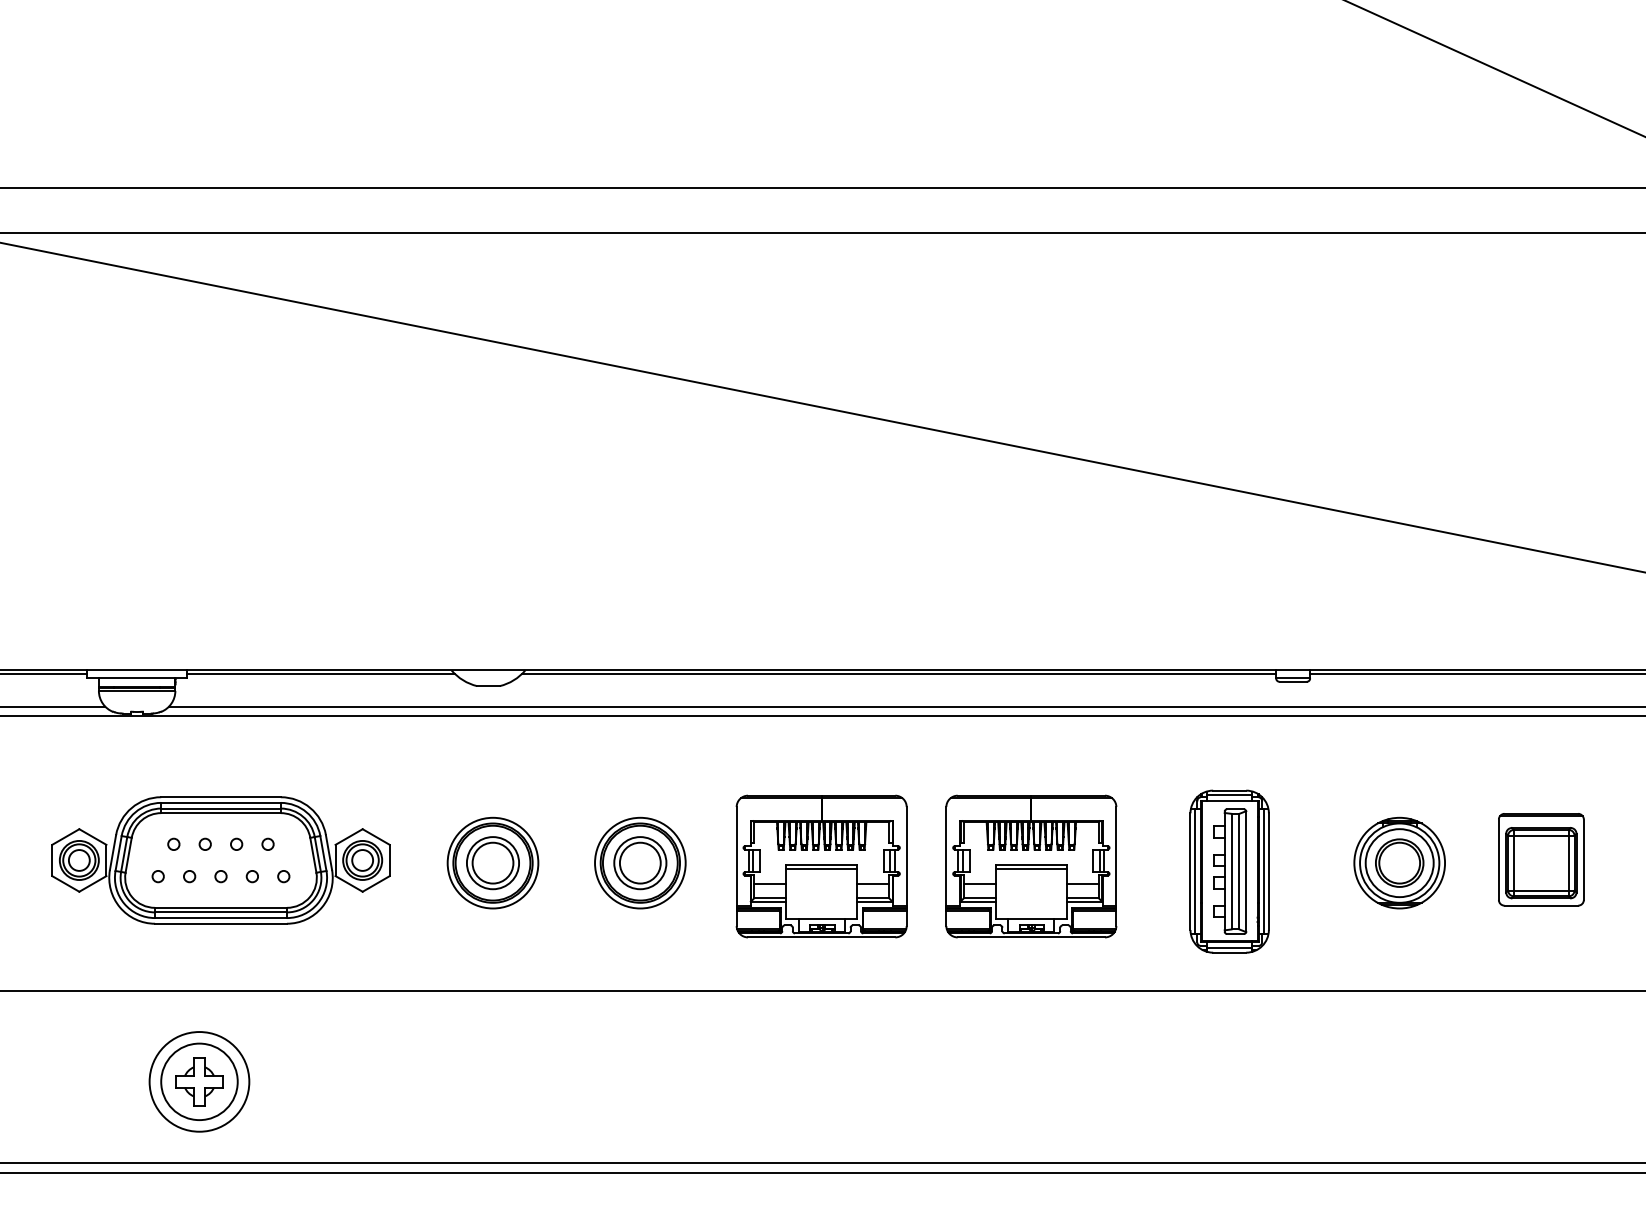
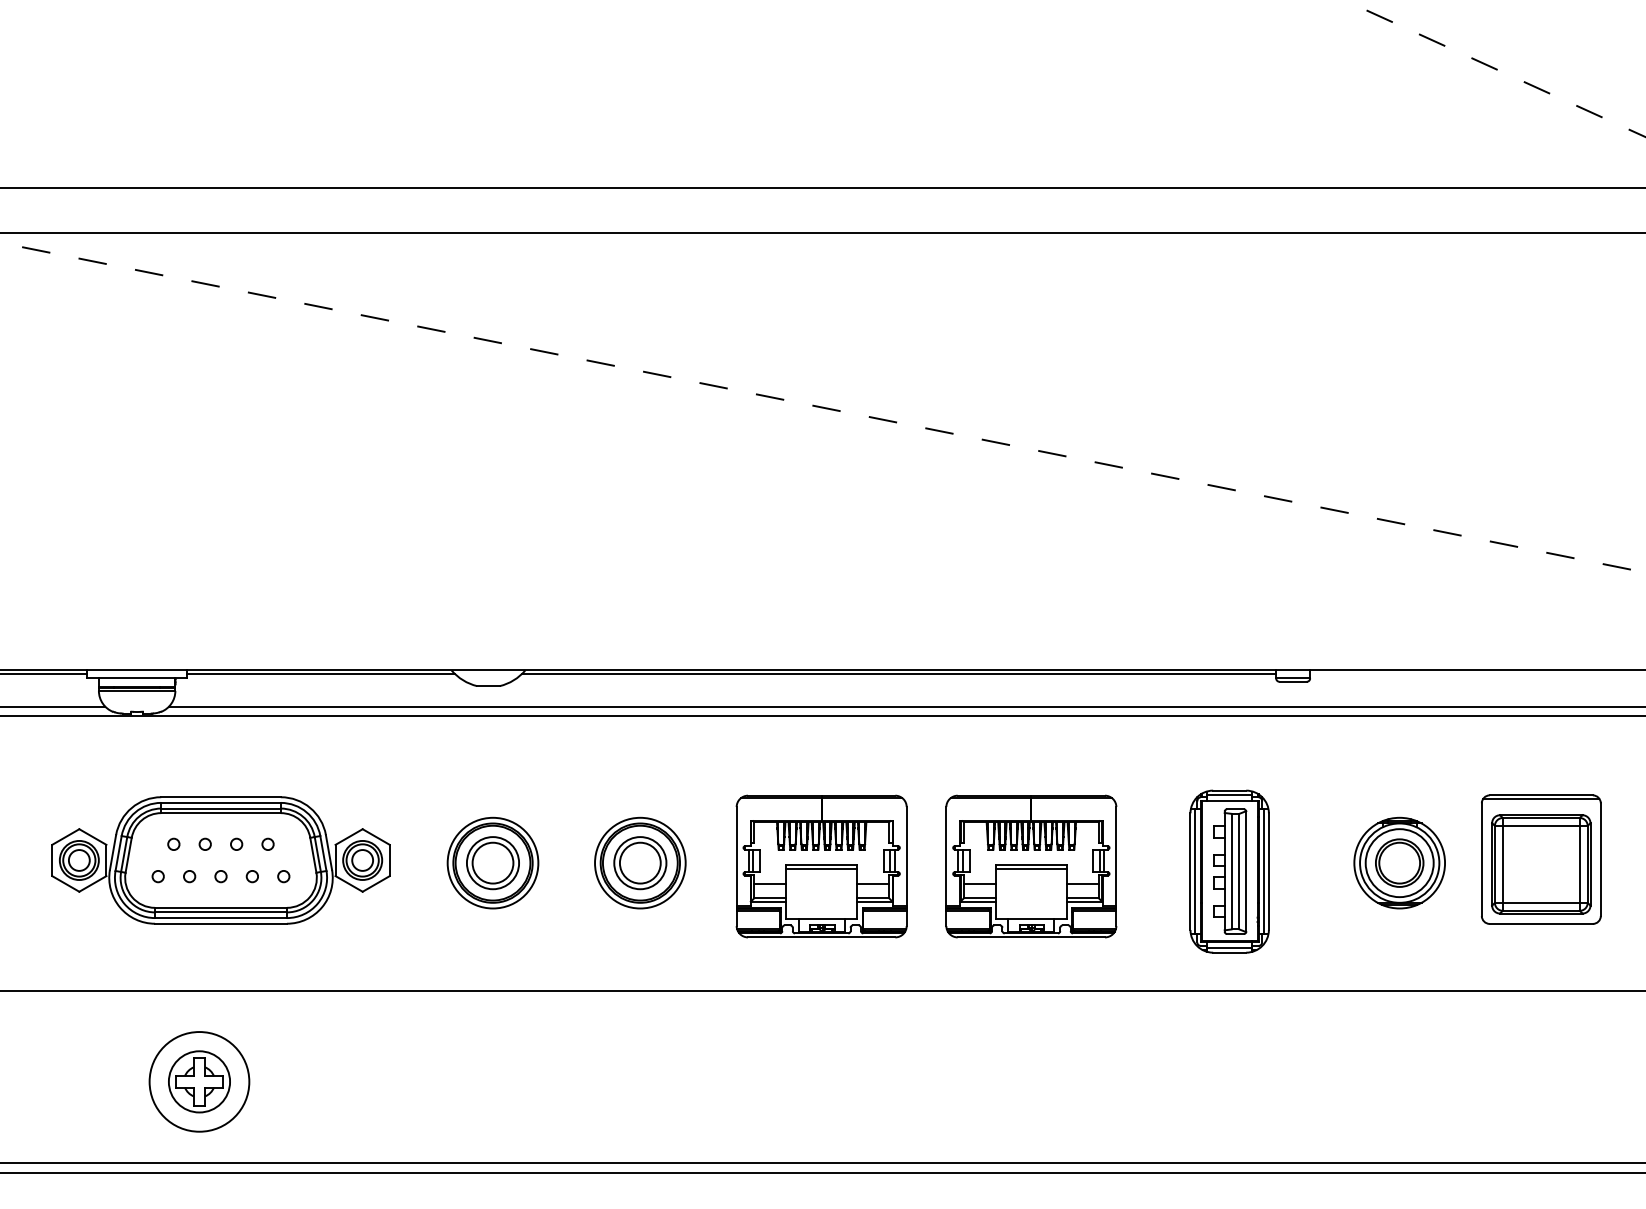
line: solid -> dashed (1494, 68)
line: solid -> dashed (822, 407)
line: present -> none (1476, 673)
part size: 87x94 px -> 121x131 px (1541, 859)
circle diameter: 77 px -> 61 px (199, 1081)
